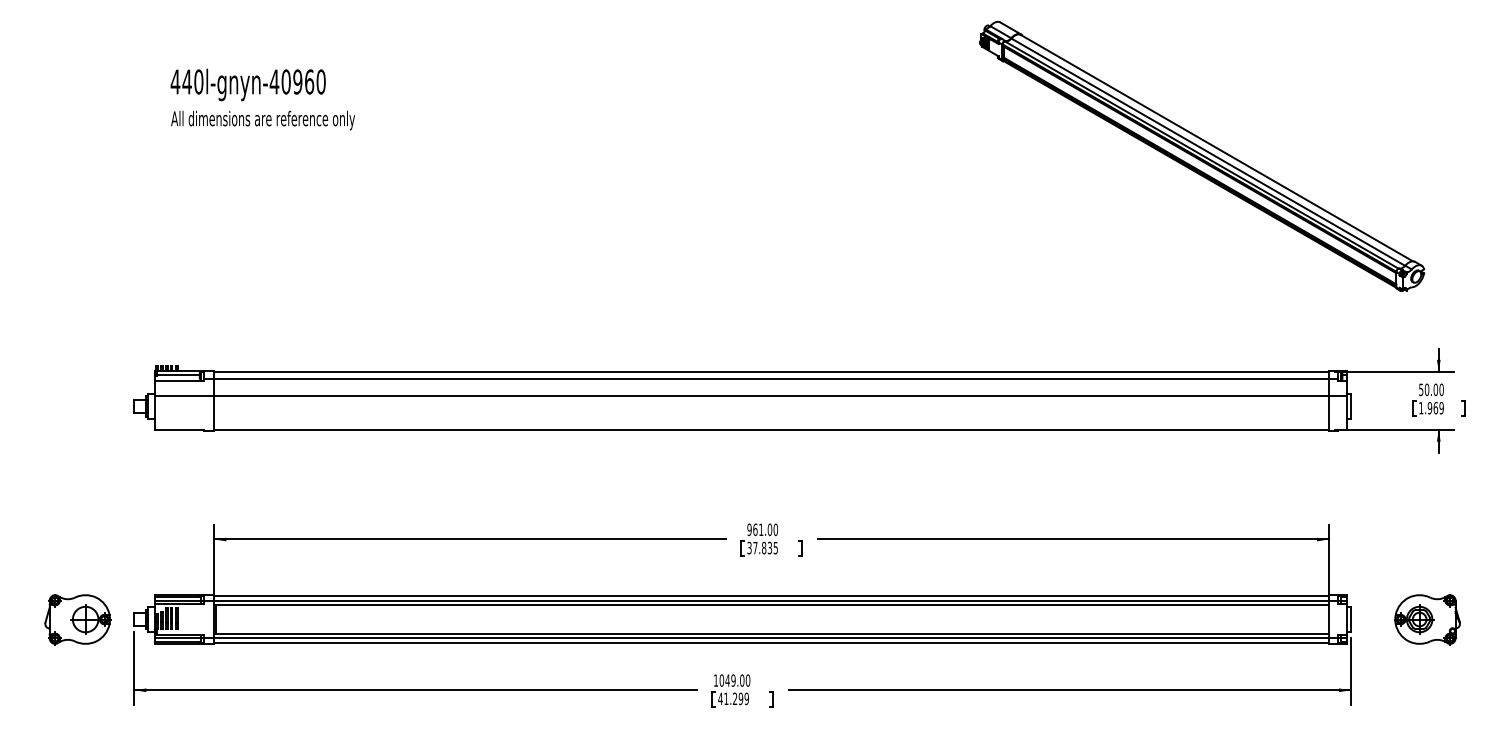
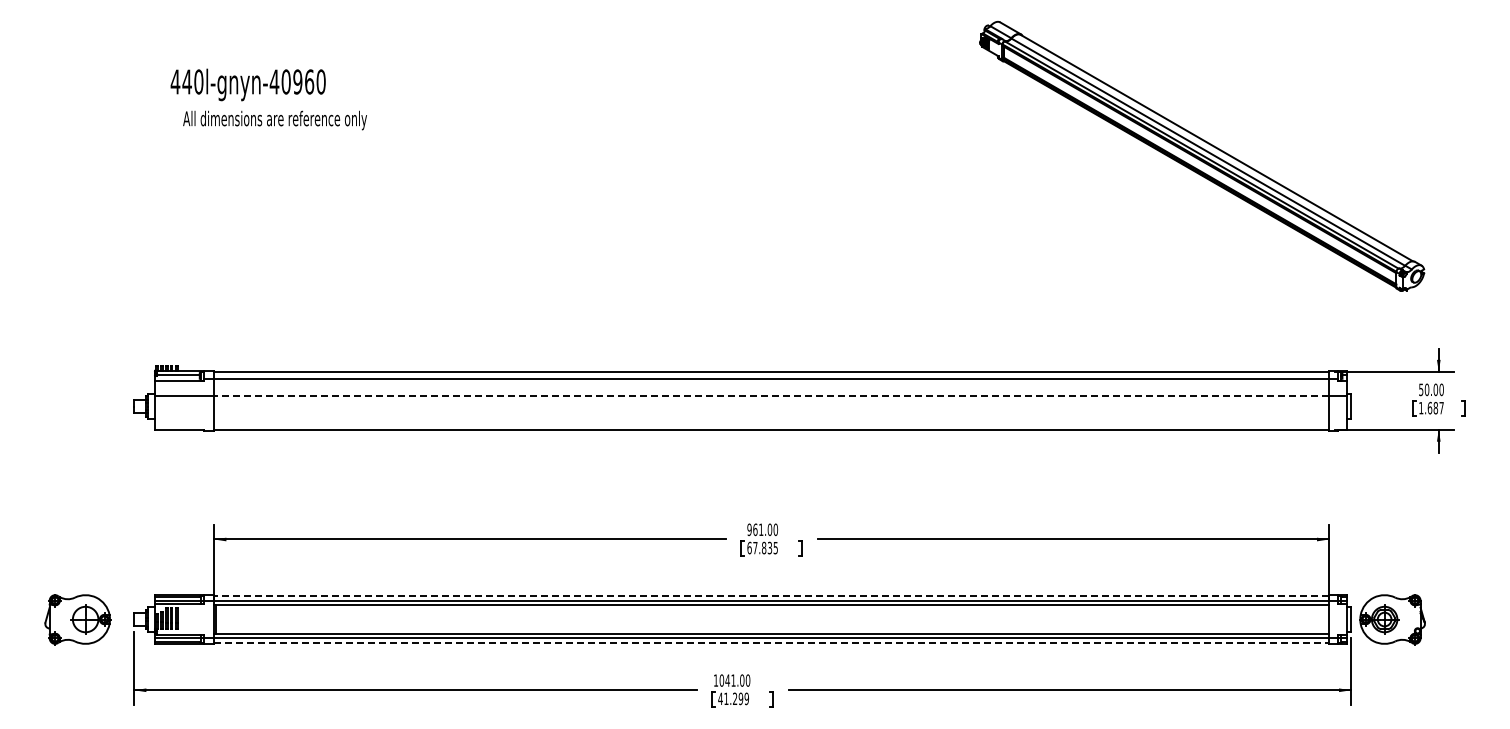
text position: (262, 120) -> (274, 120) (274, 120)
line: solid -> dashed (771, 396)
text: 1.969 -> 1.687 (1435, 407)
text: 37.835 -> 67.835 (749, 547)
line: solid -> dashed (771, 596)
part position: (1427, 619) -> (1392, 619) (1392, 619)
line: solid -> dashed (772, 642)
text: 1049.00 -> 1041.00 (733, 680)
